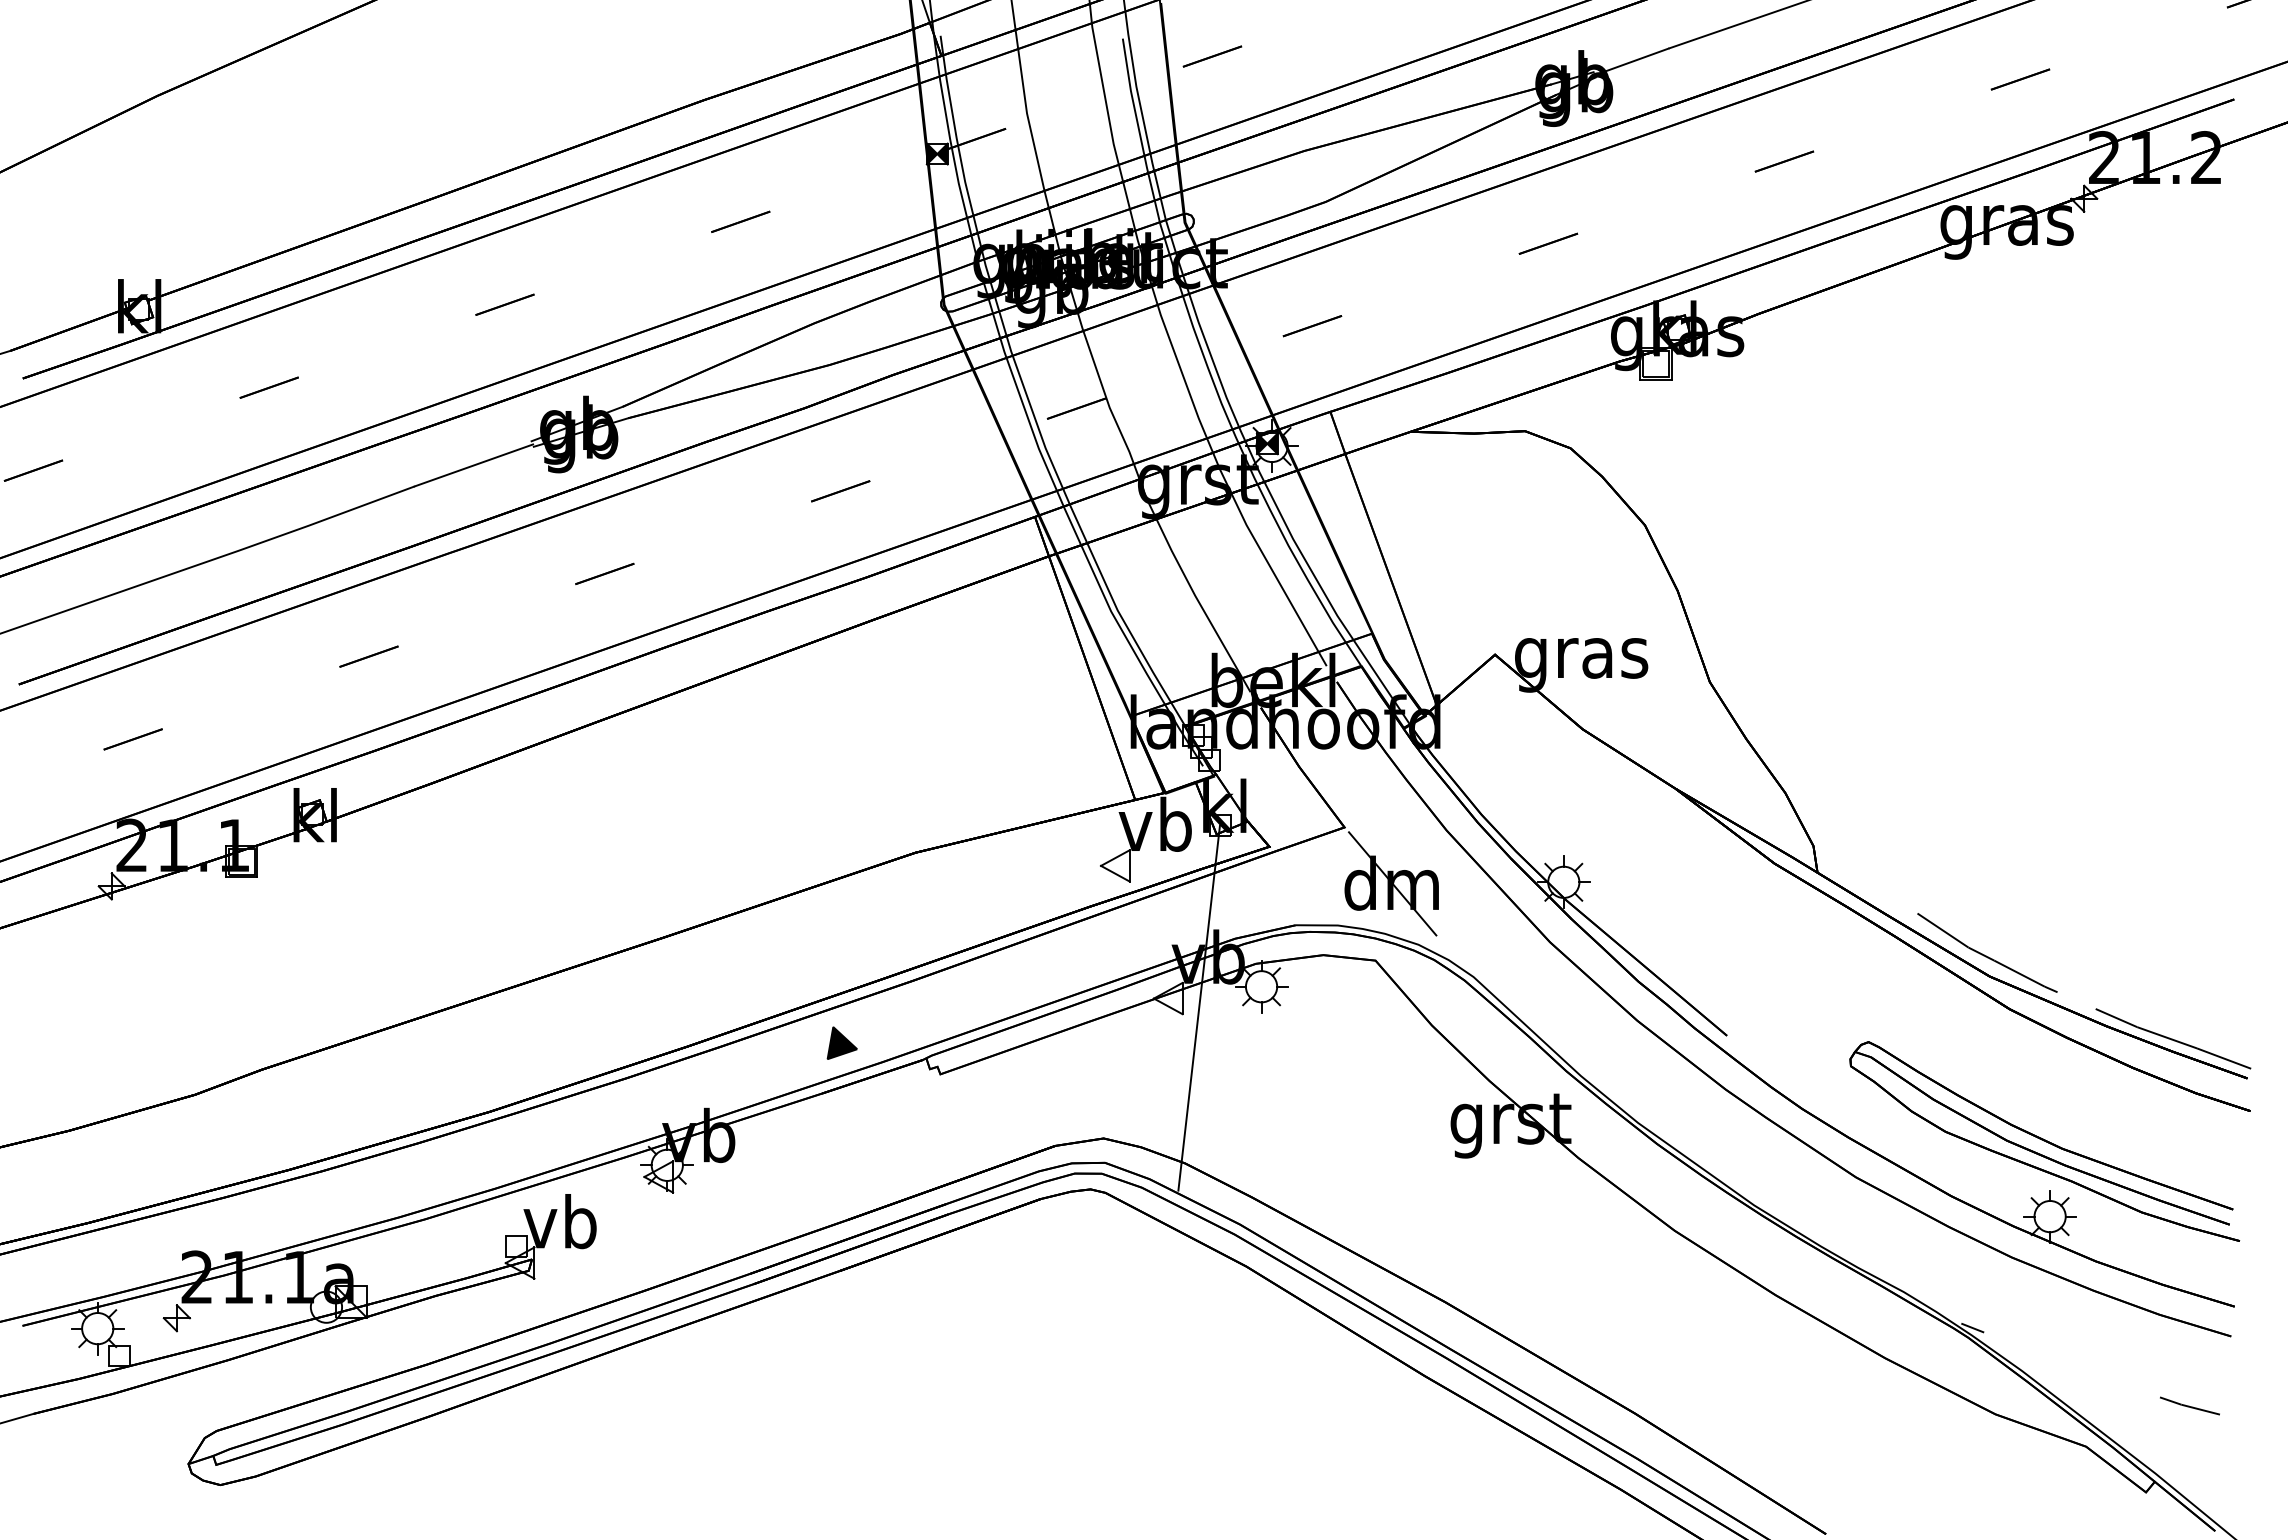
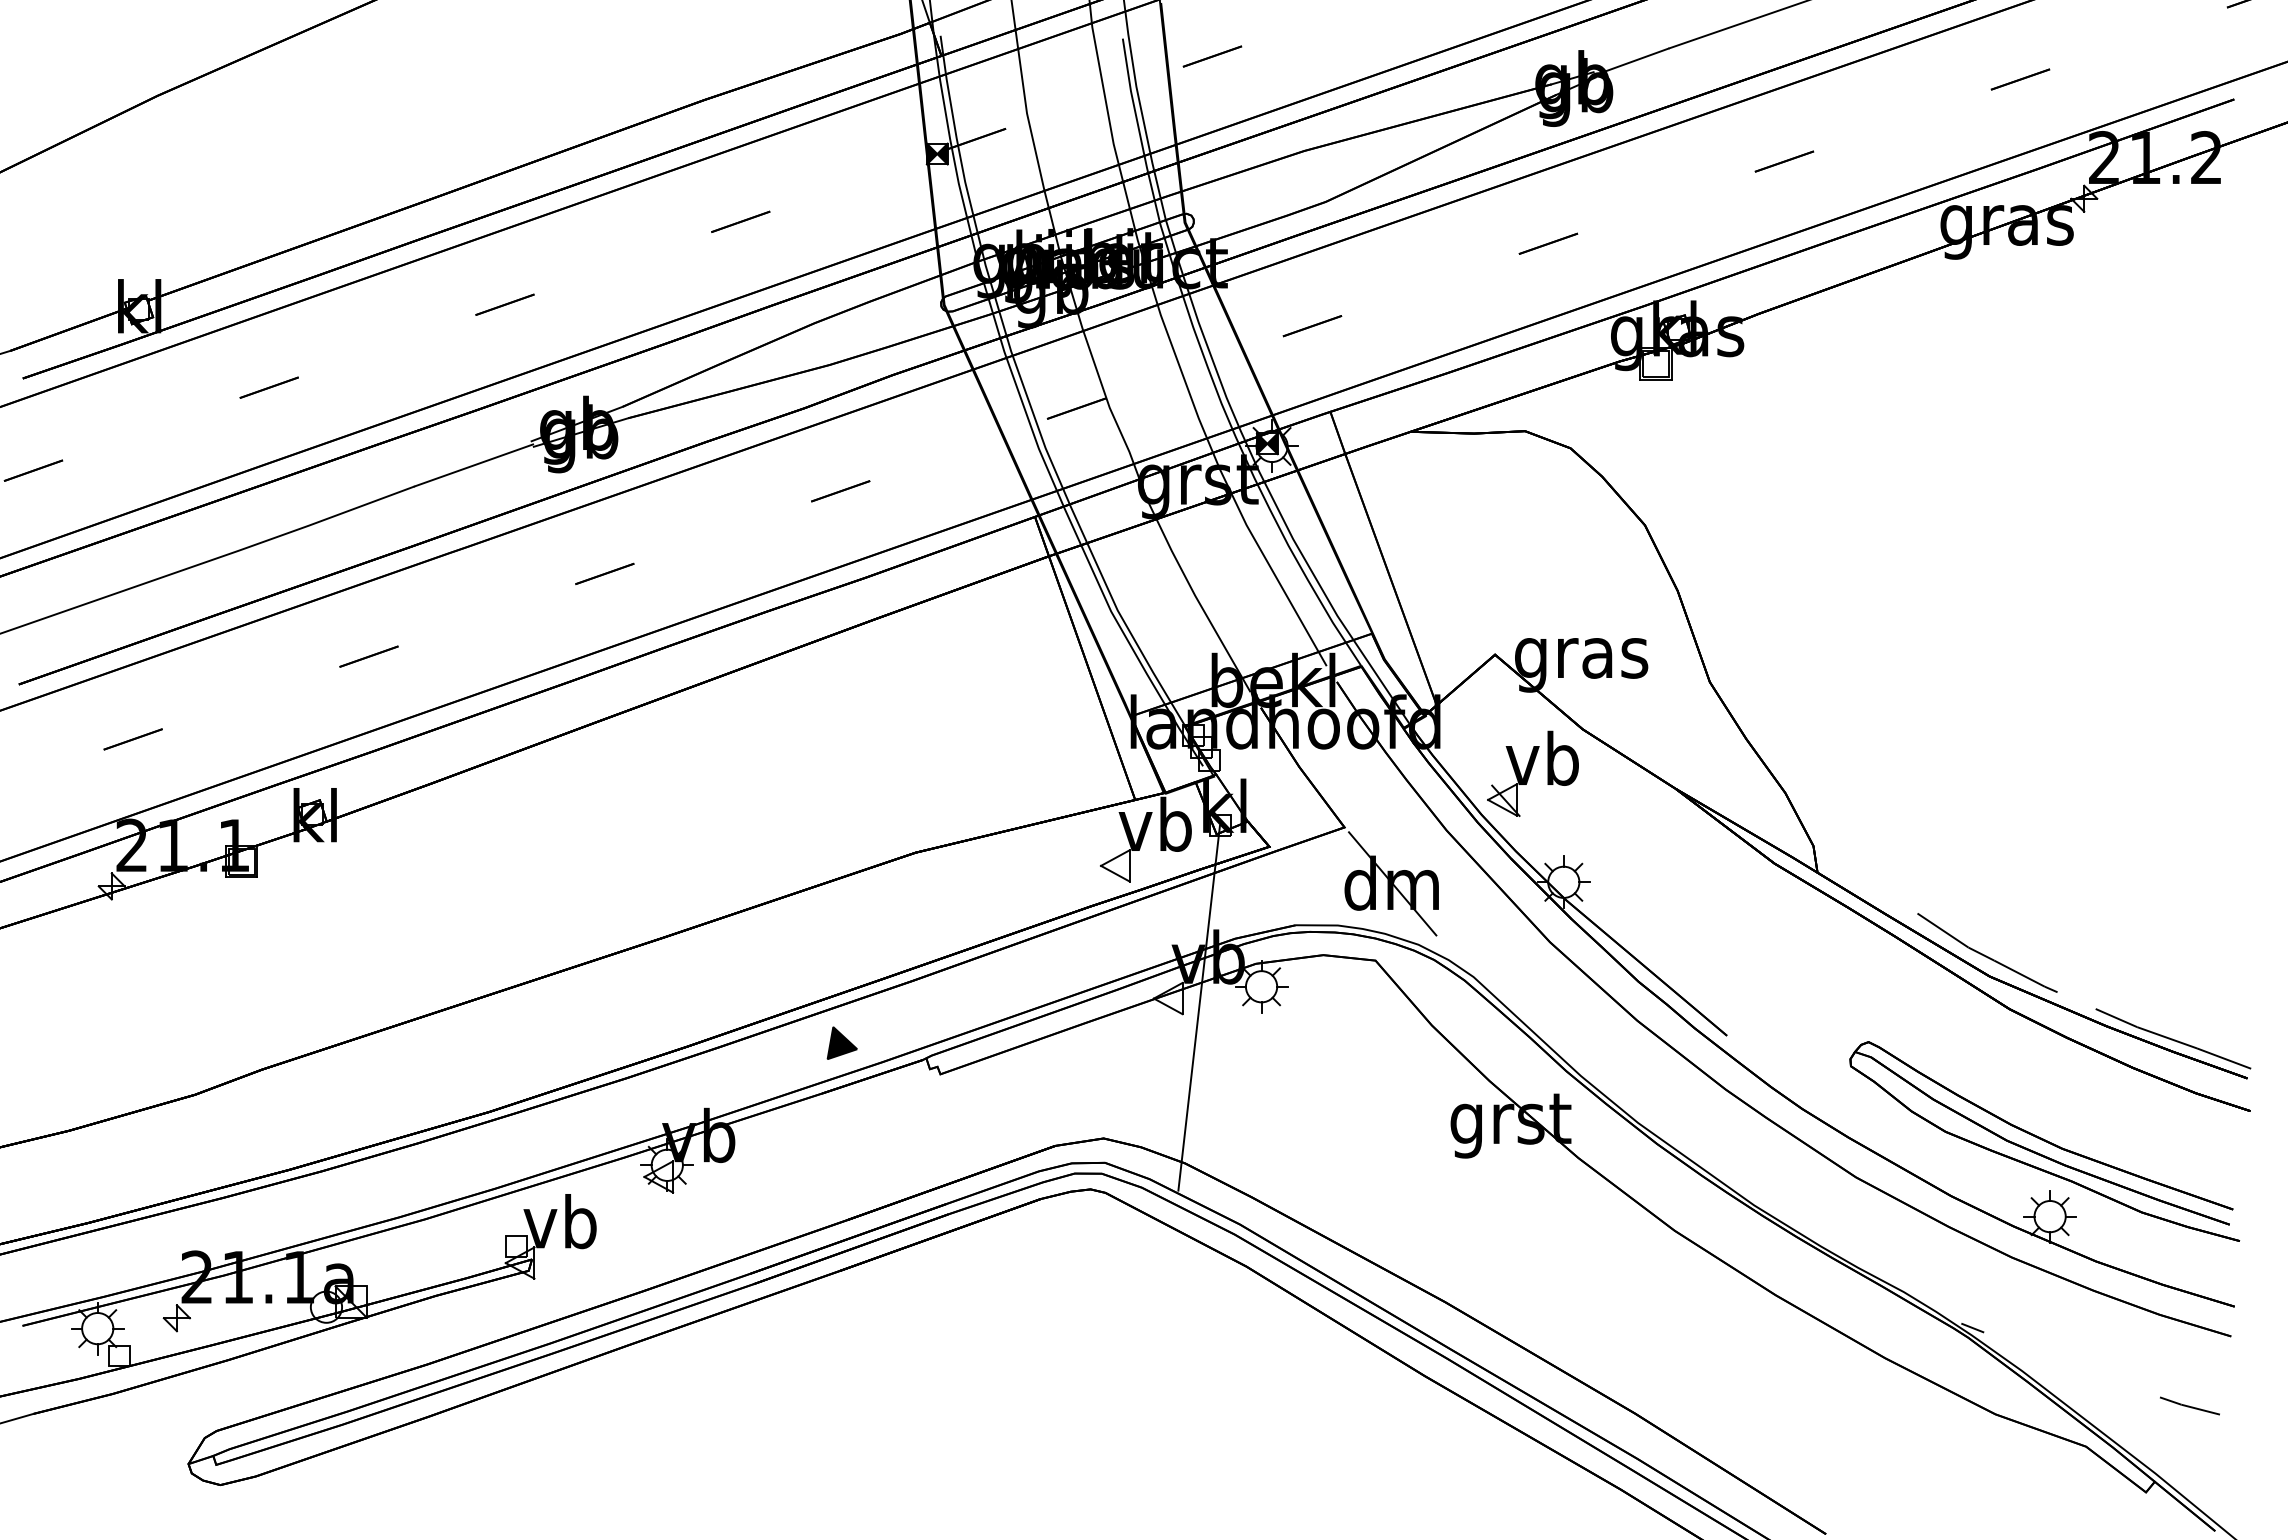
part: none -> present (1532, 773)
